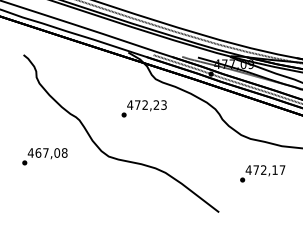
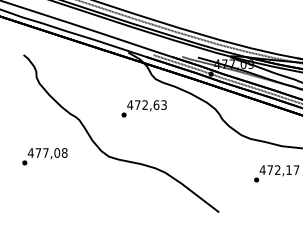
text: 472,23 -> 472,63 (156, 104)
text: 467,08 -> 477,08 (38, 152)
text position: (262, 173) -> (276, 173) (276, 173)
